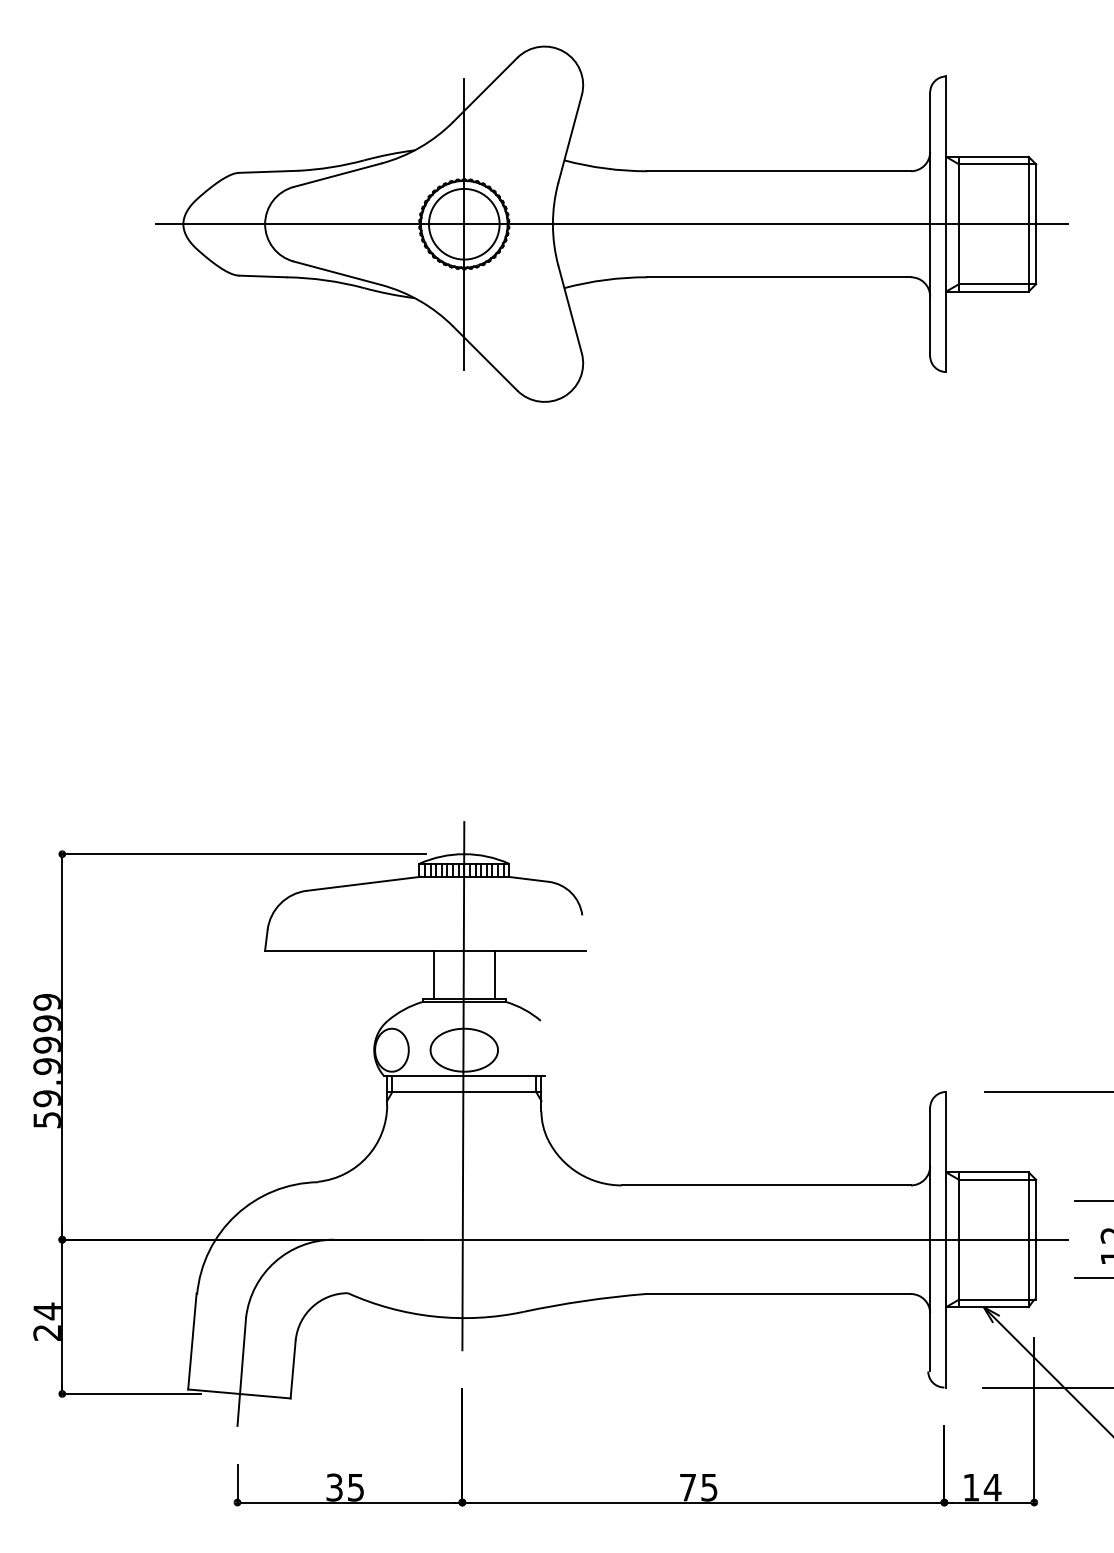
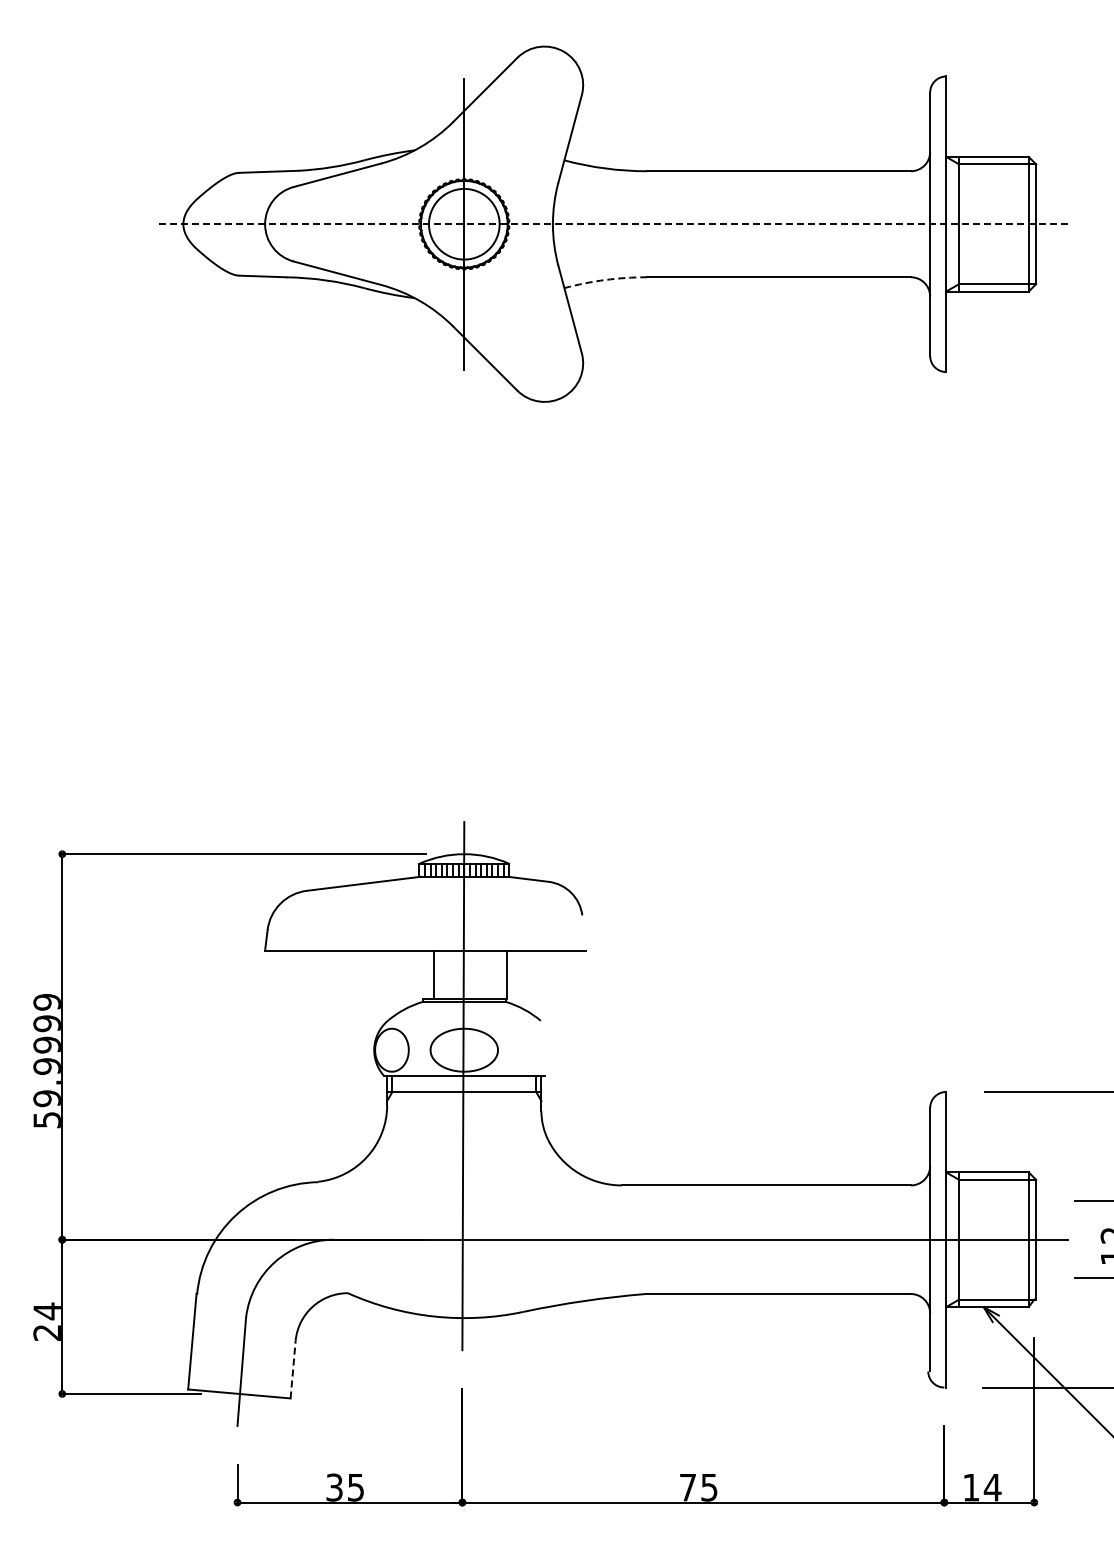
line: solid -> dashed (611, 224)
arc: solid -> dashed (605, 280)
line position: (494, 974) -> (506, 974) (506, 974)
line: solid -> dashed (293, 1369)
